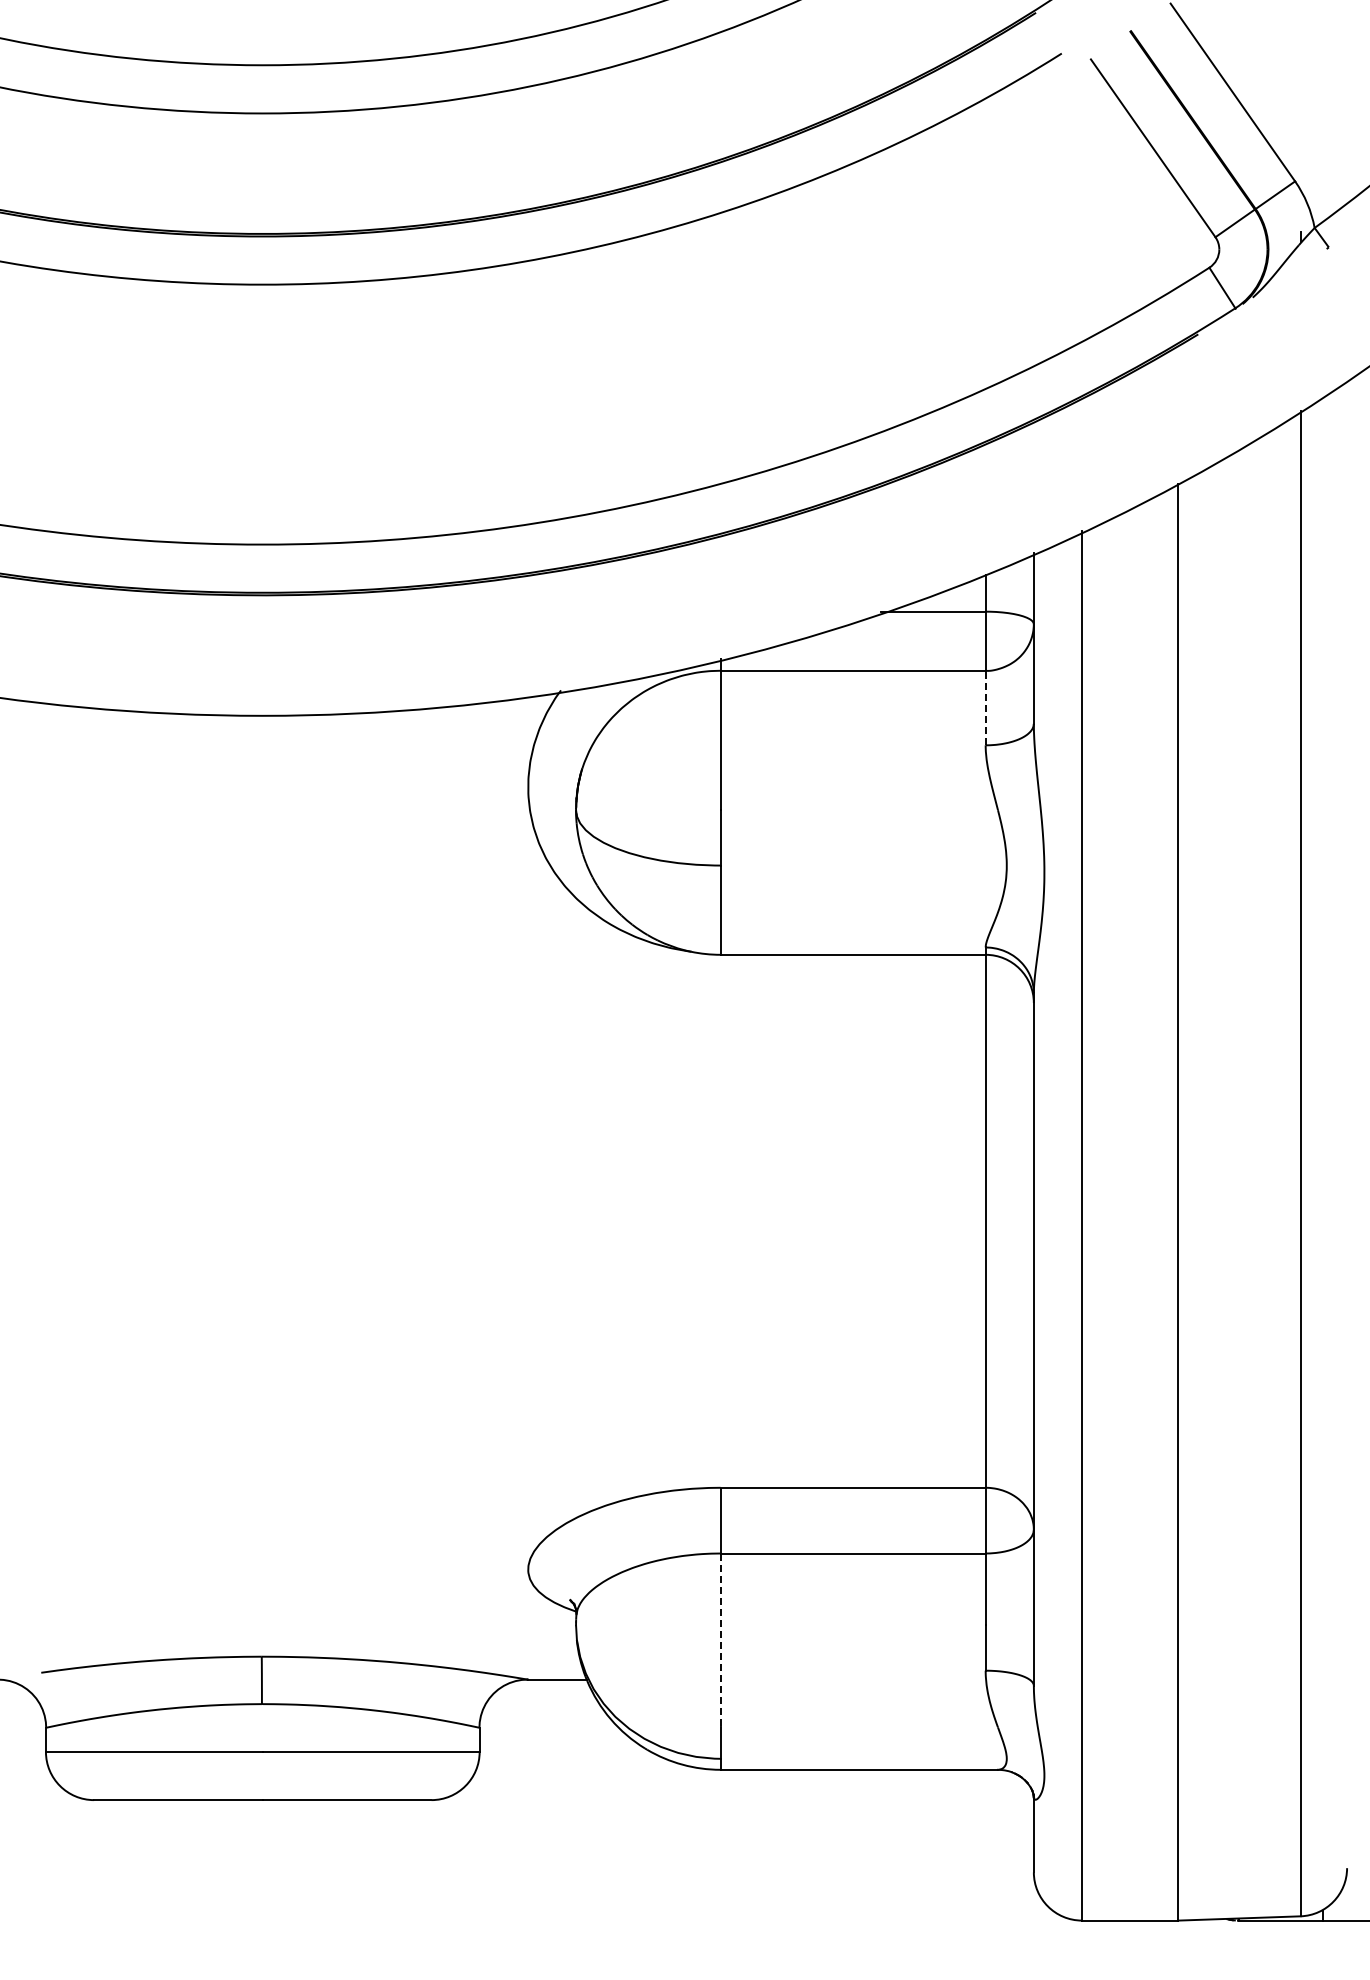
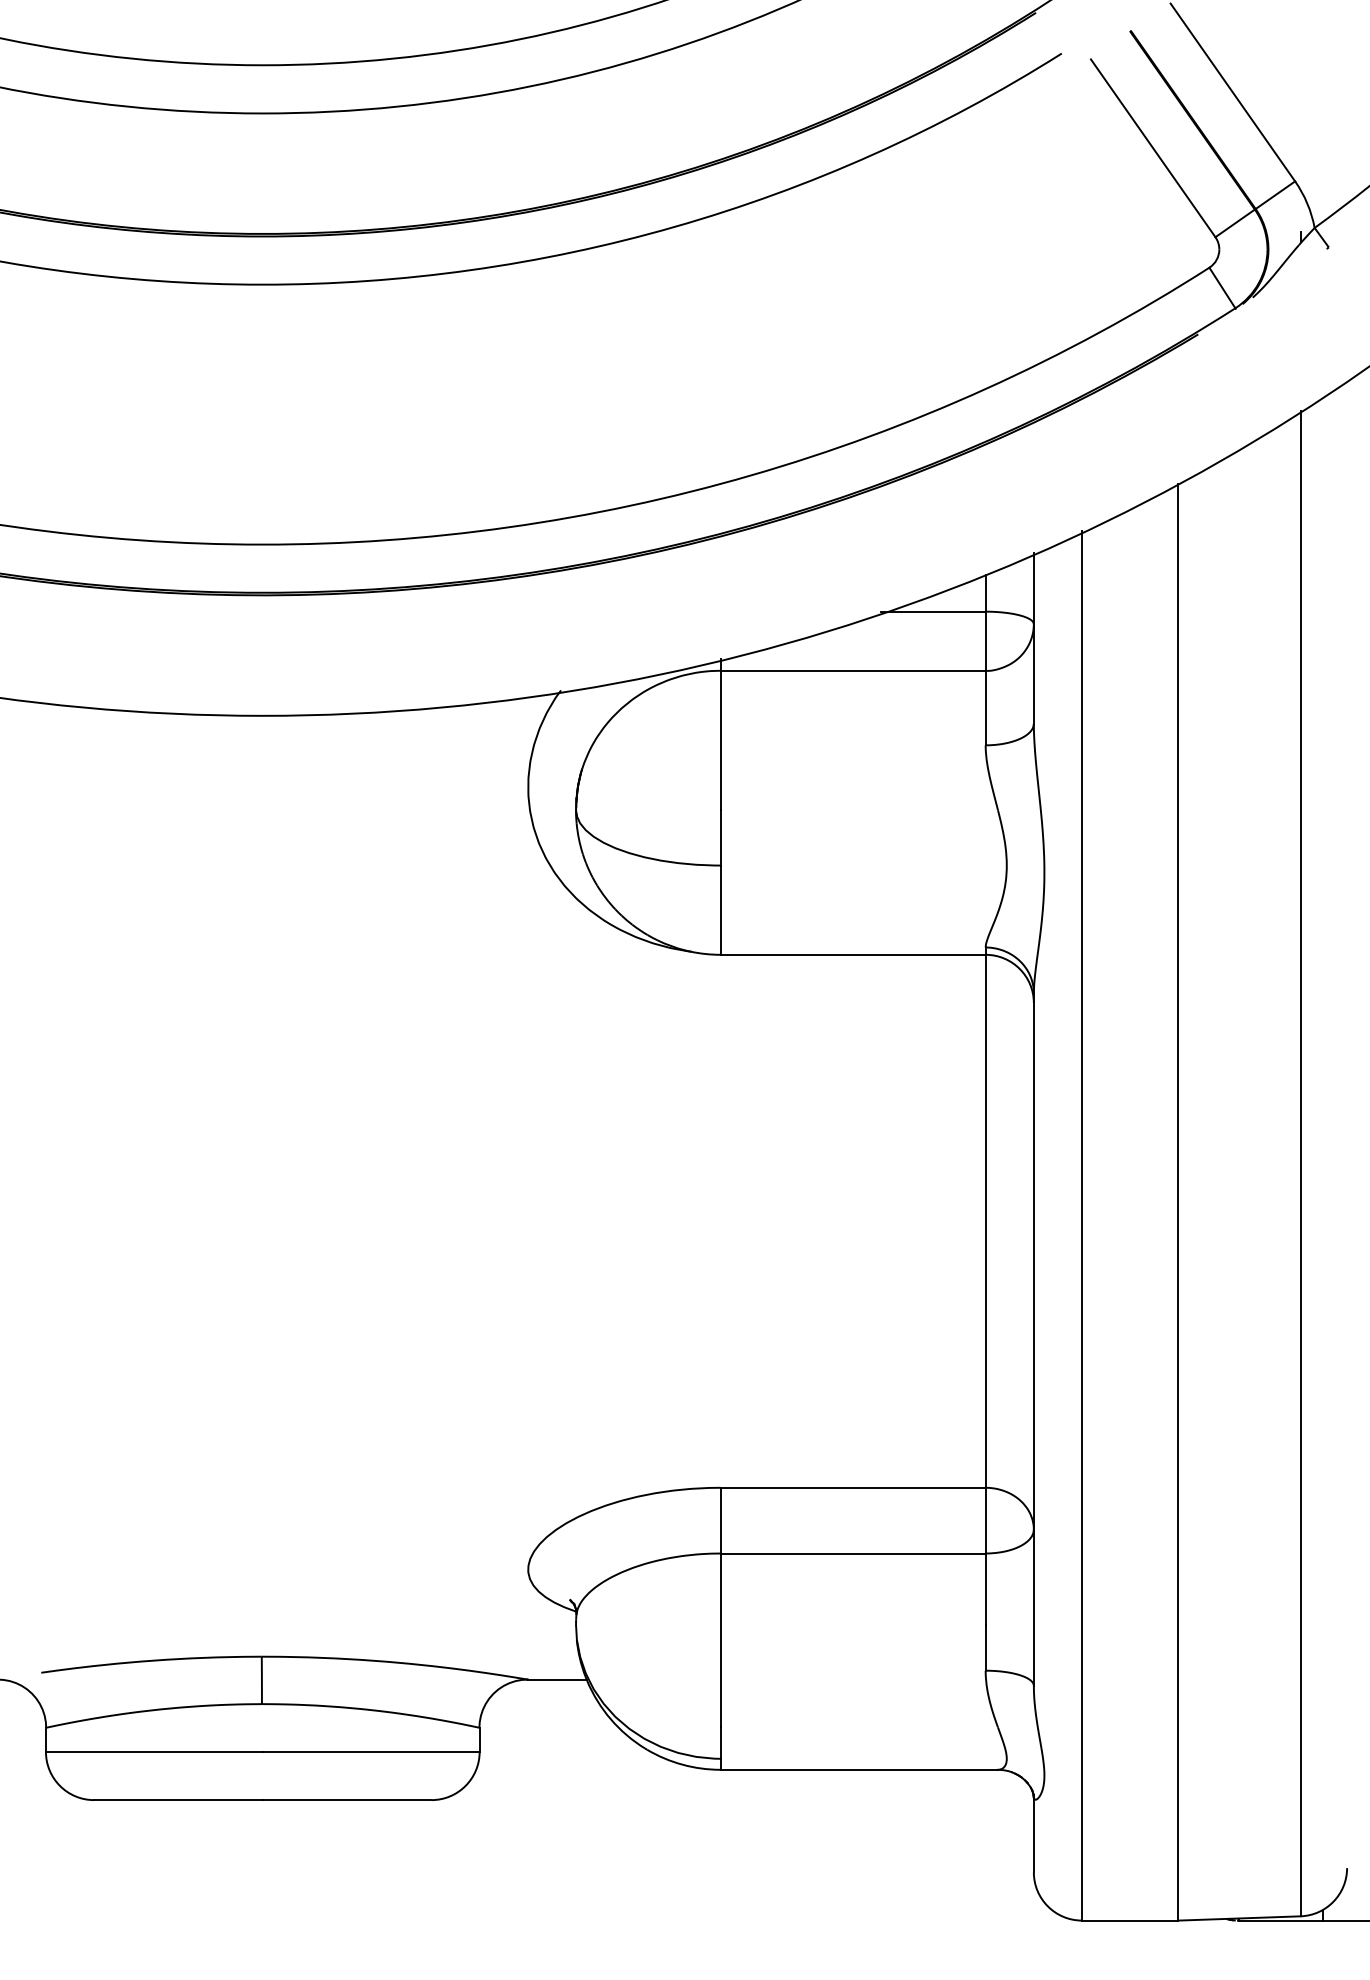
line: dashed -> solid (985, 707)
line: dashed -> solid (720, 1640)
